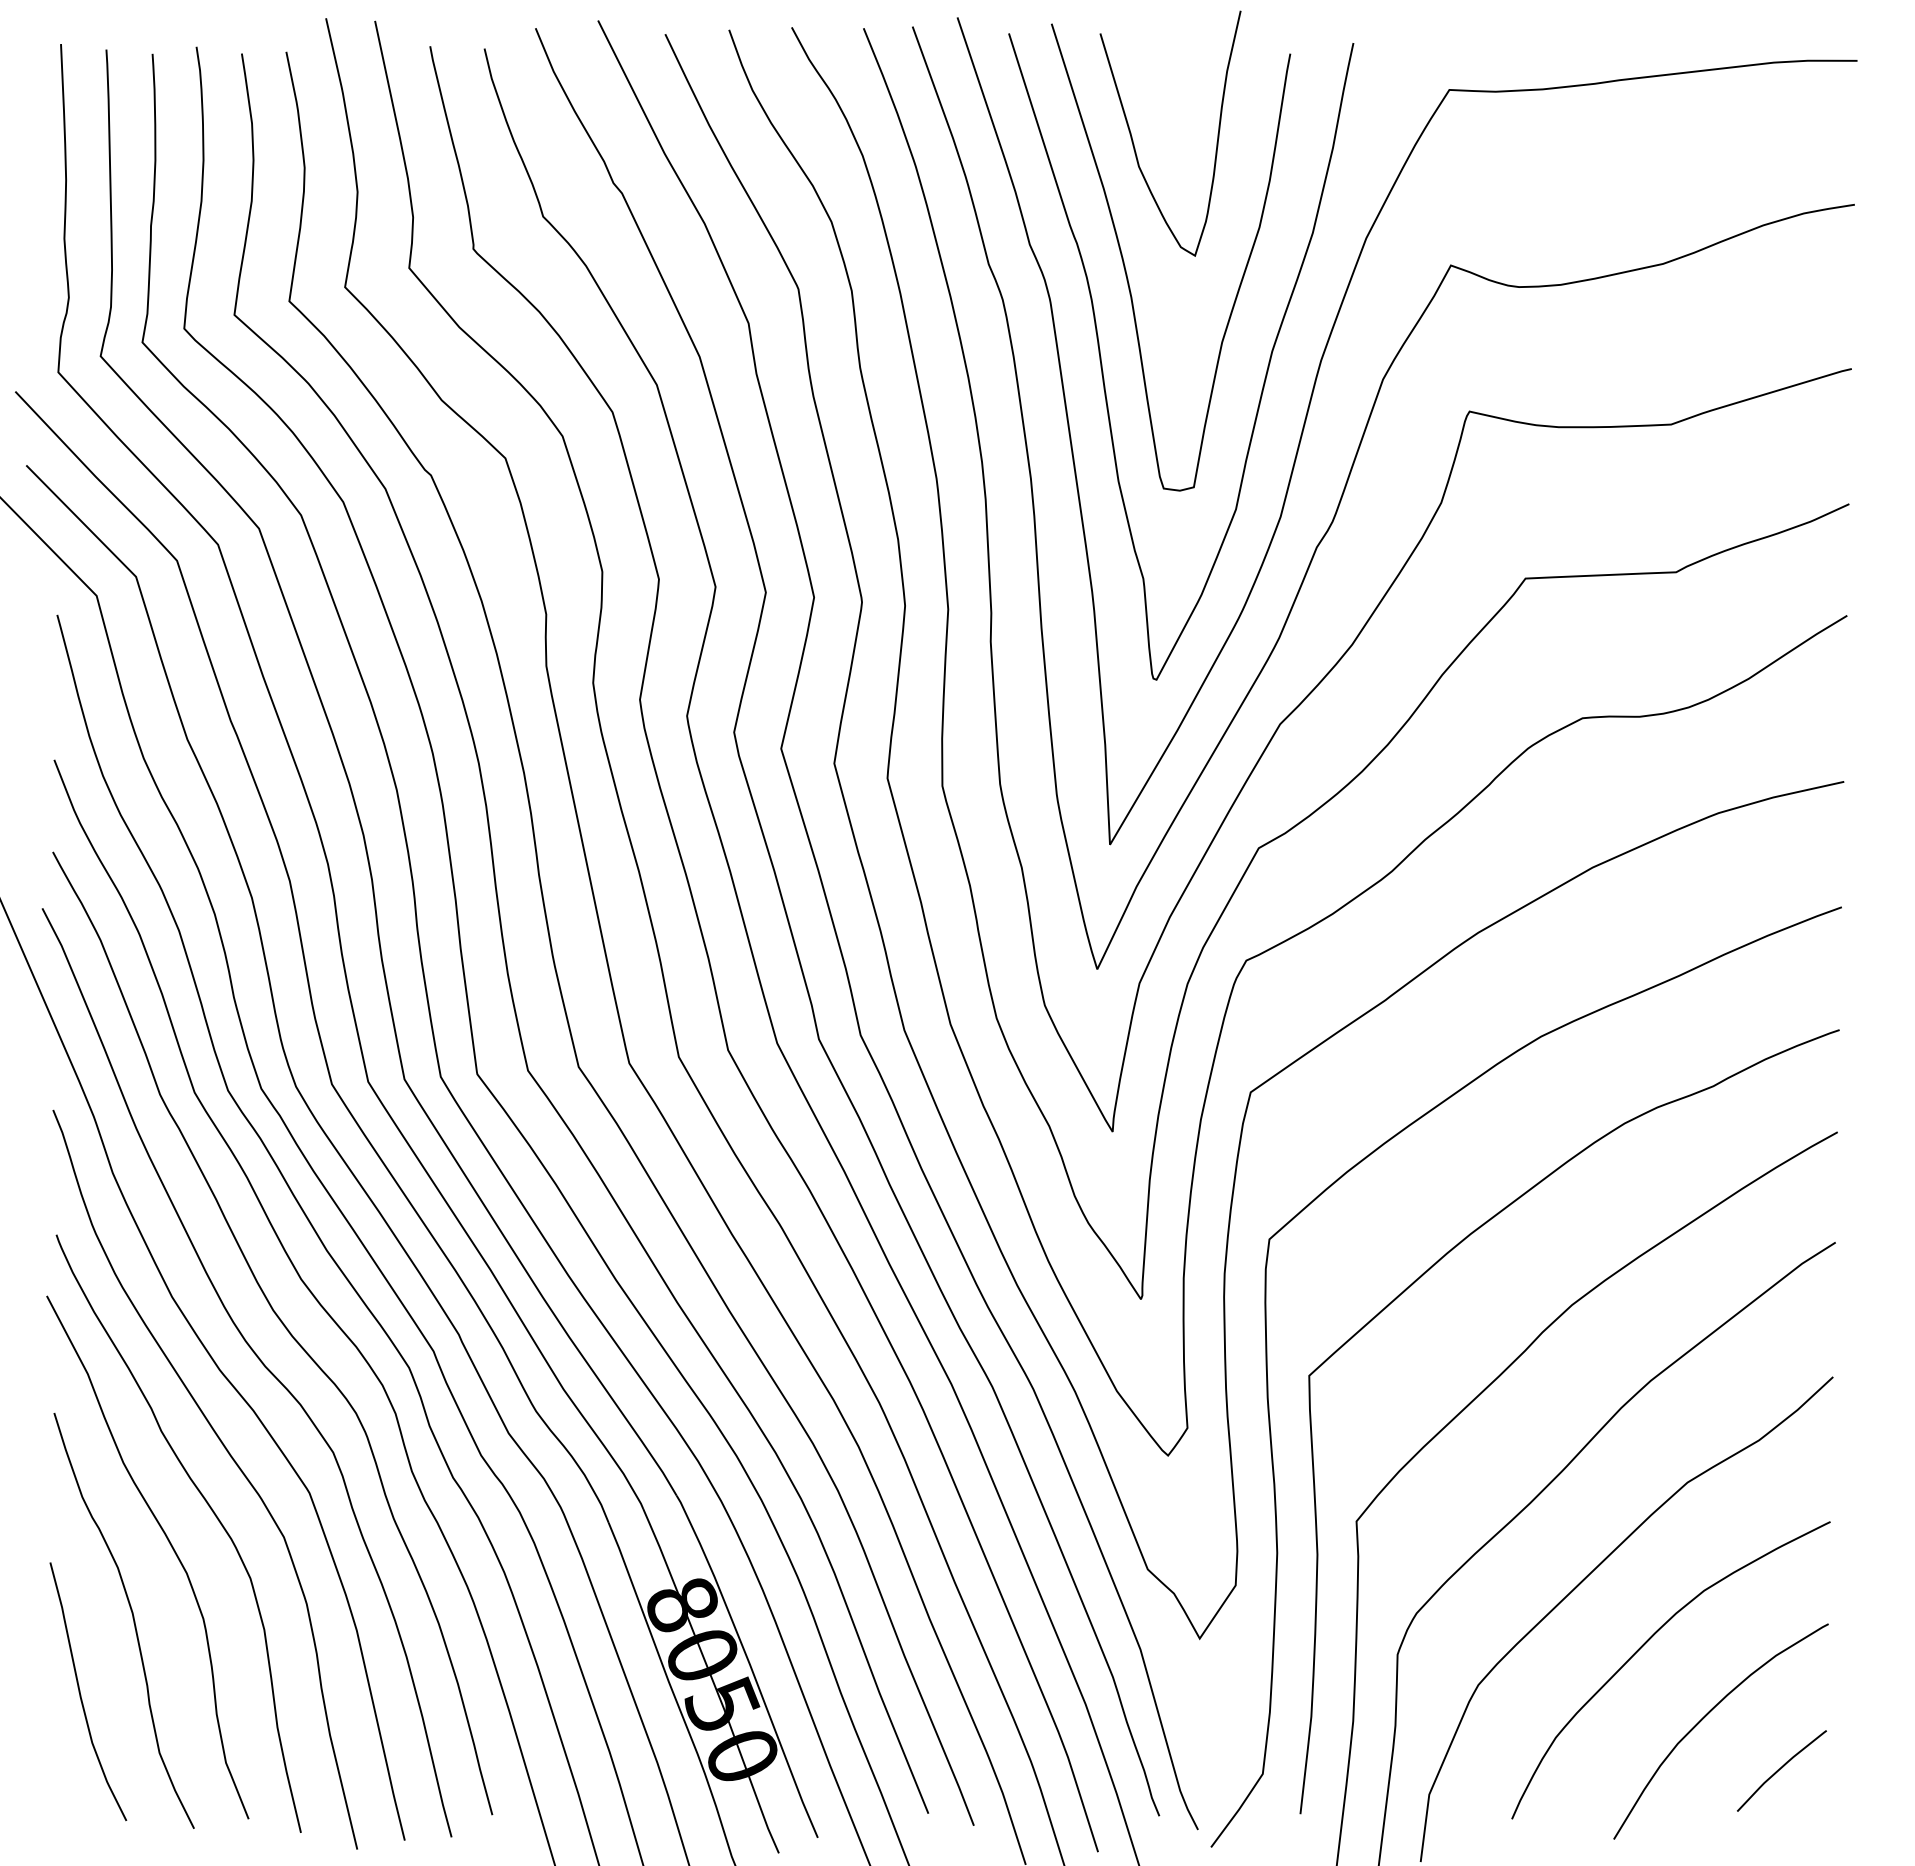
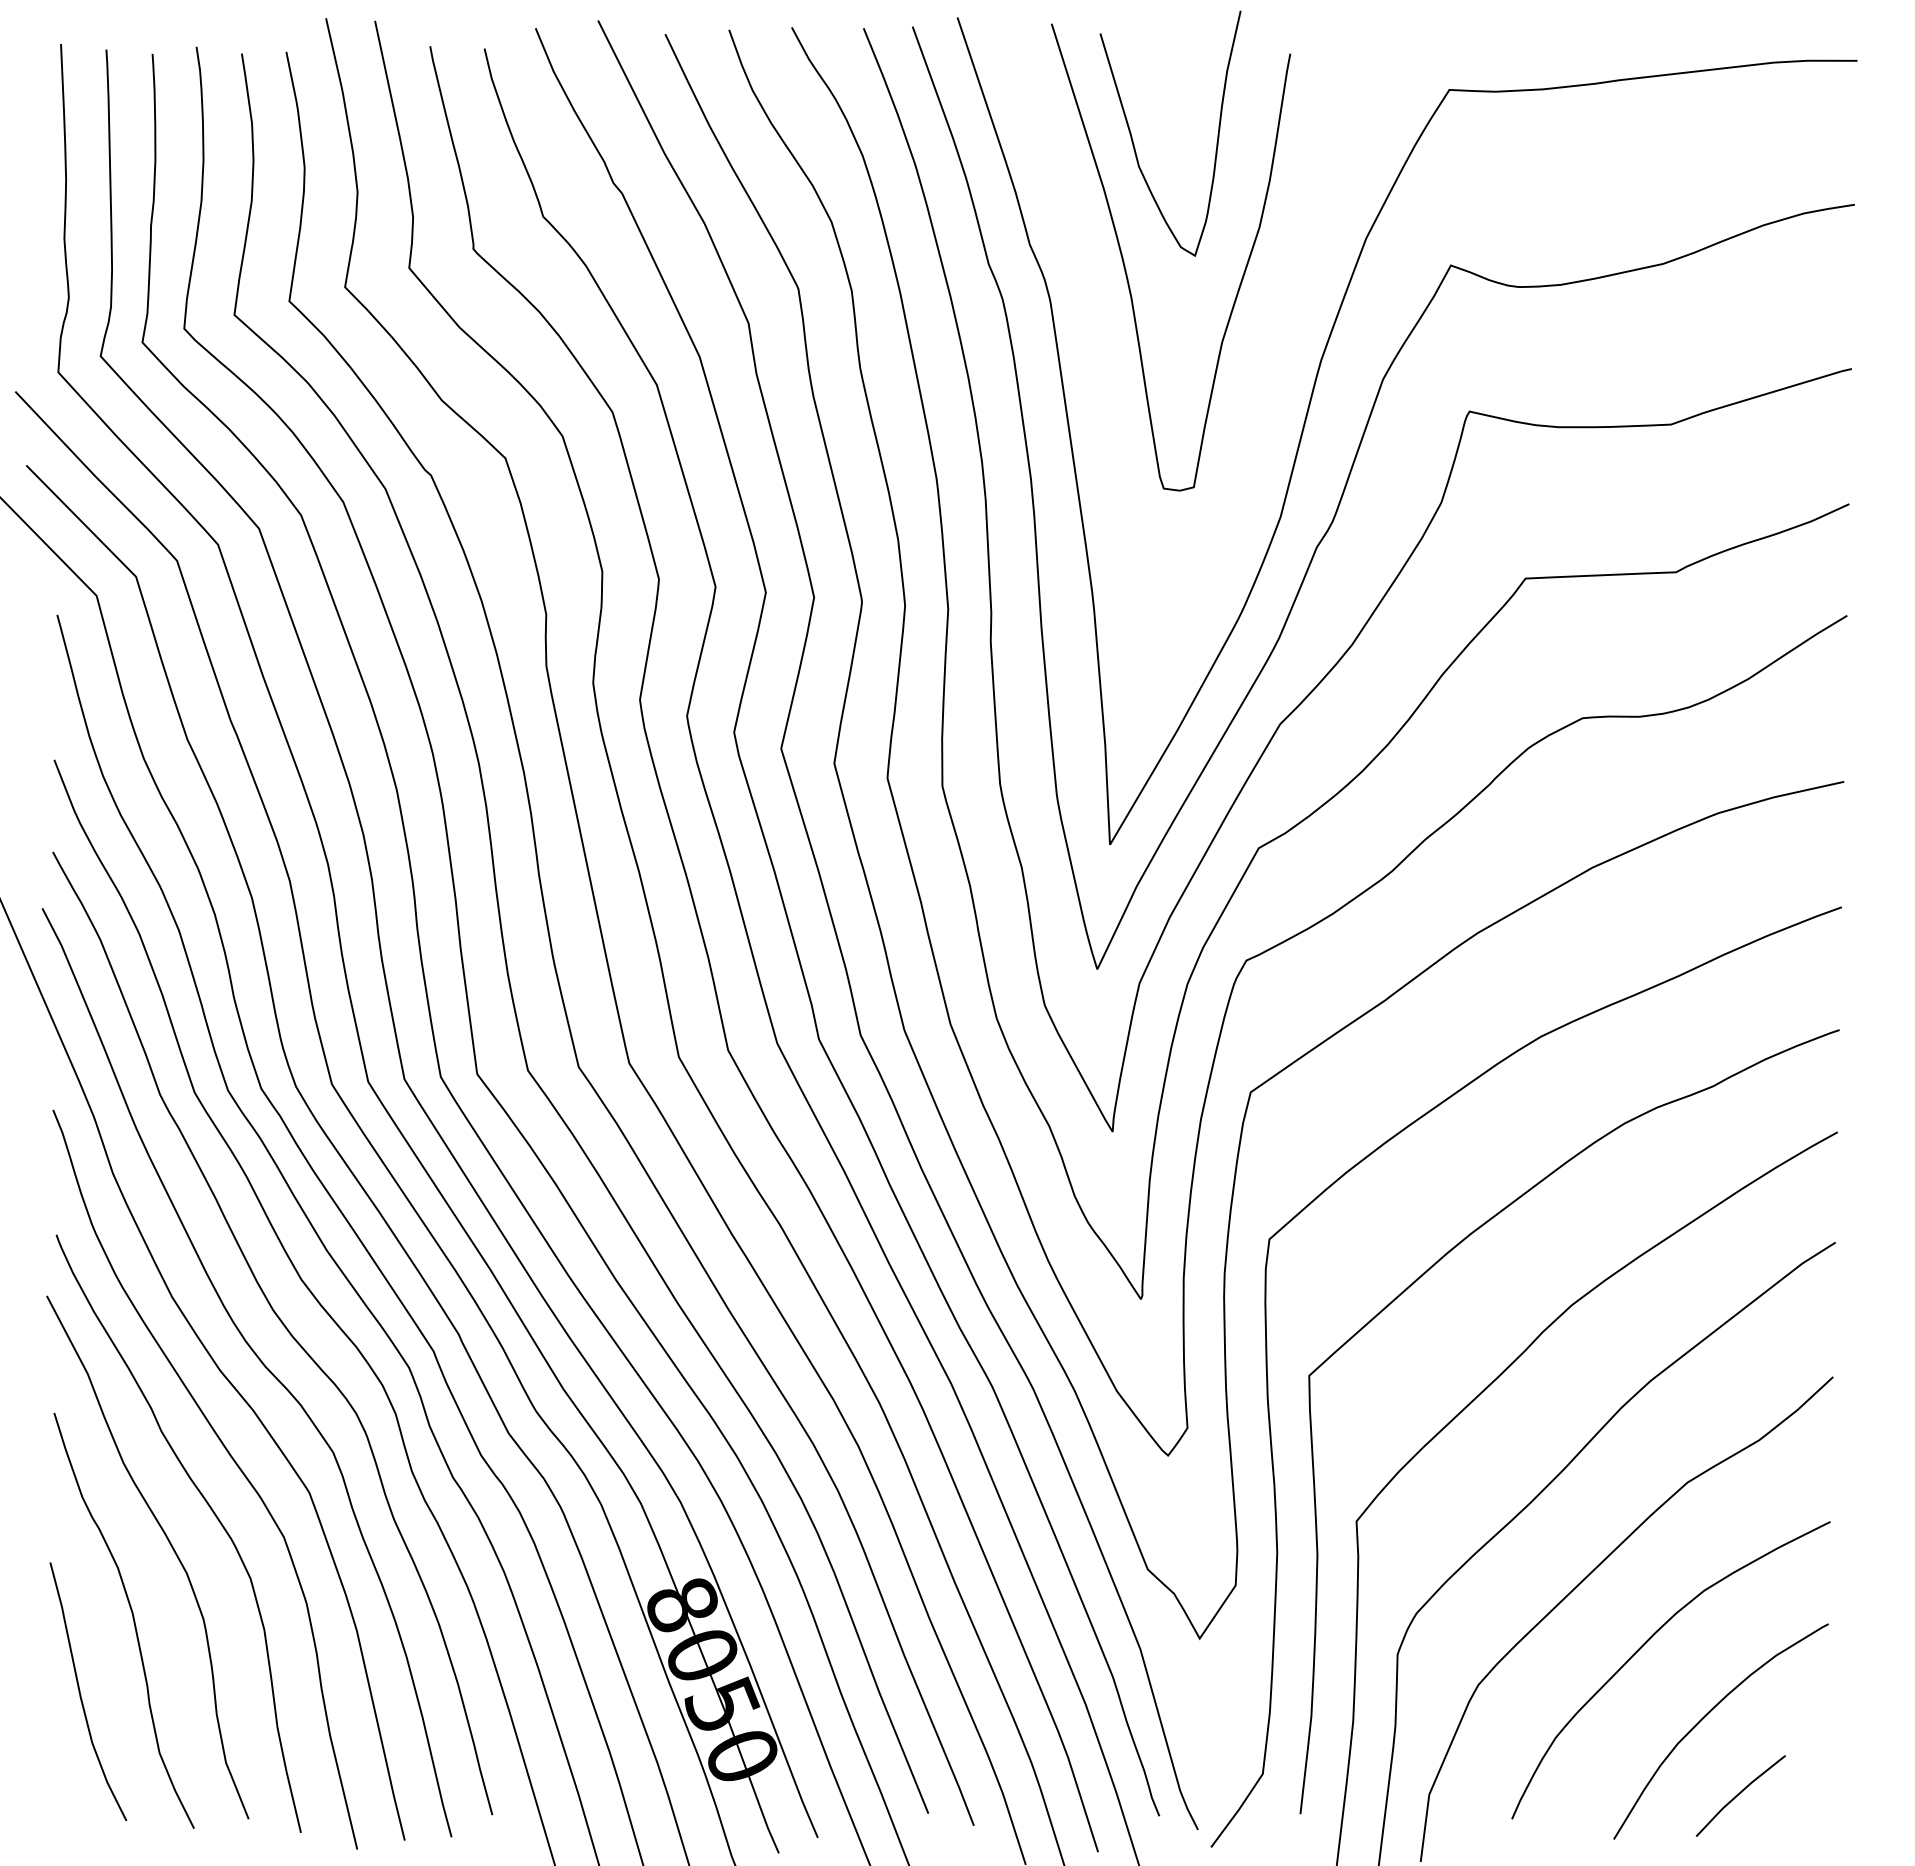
curve: present -> none (1102, 363)
curve position: (1780, 1769) -> (1739, 1794) (1739, 1794)
